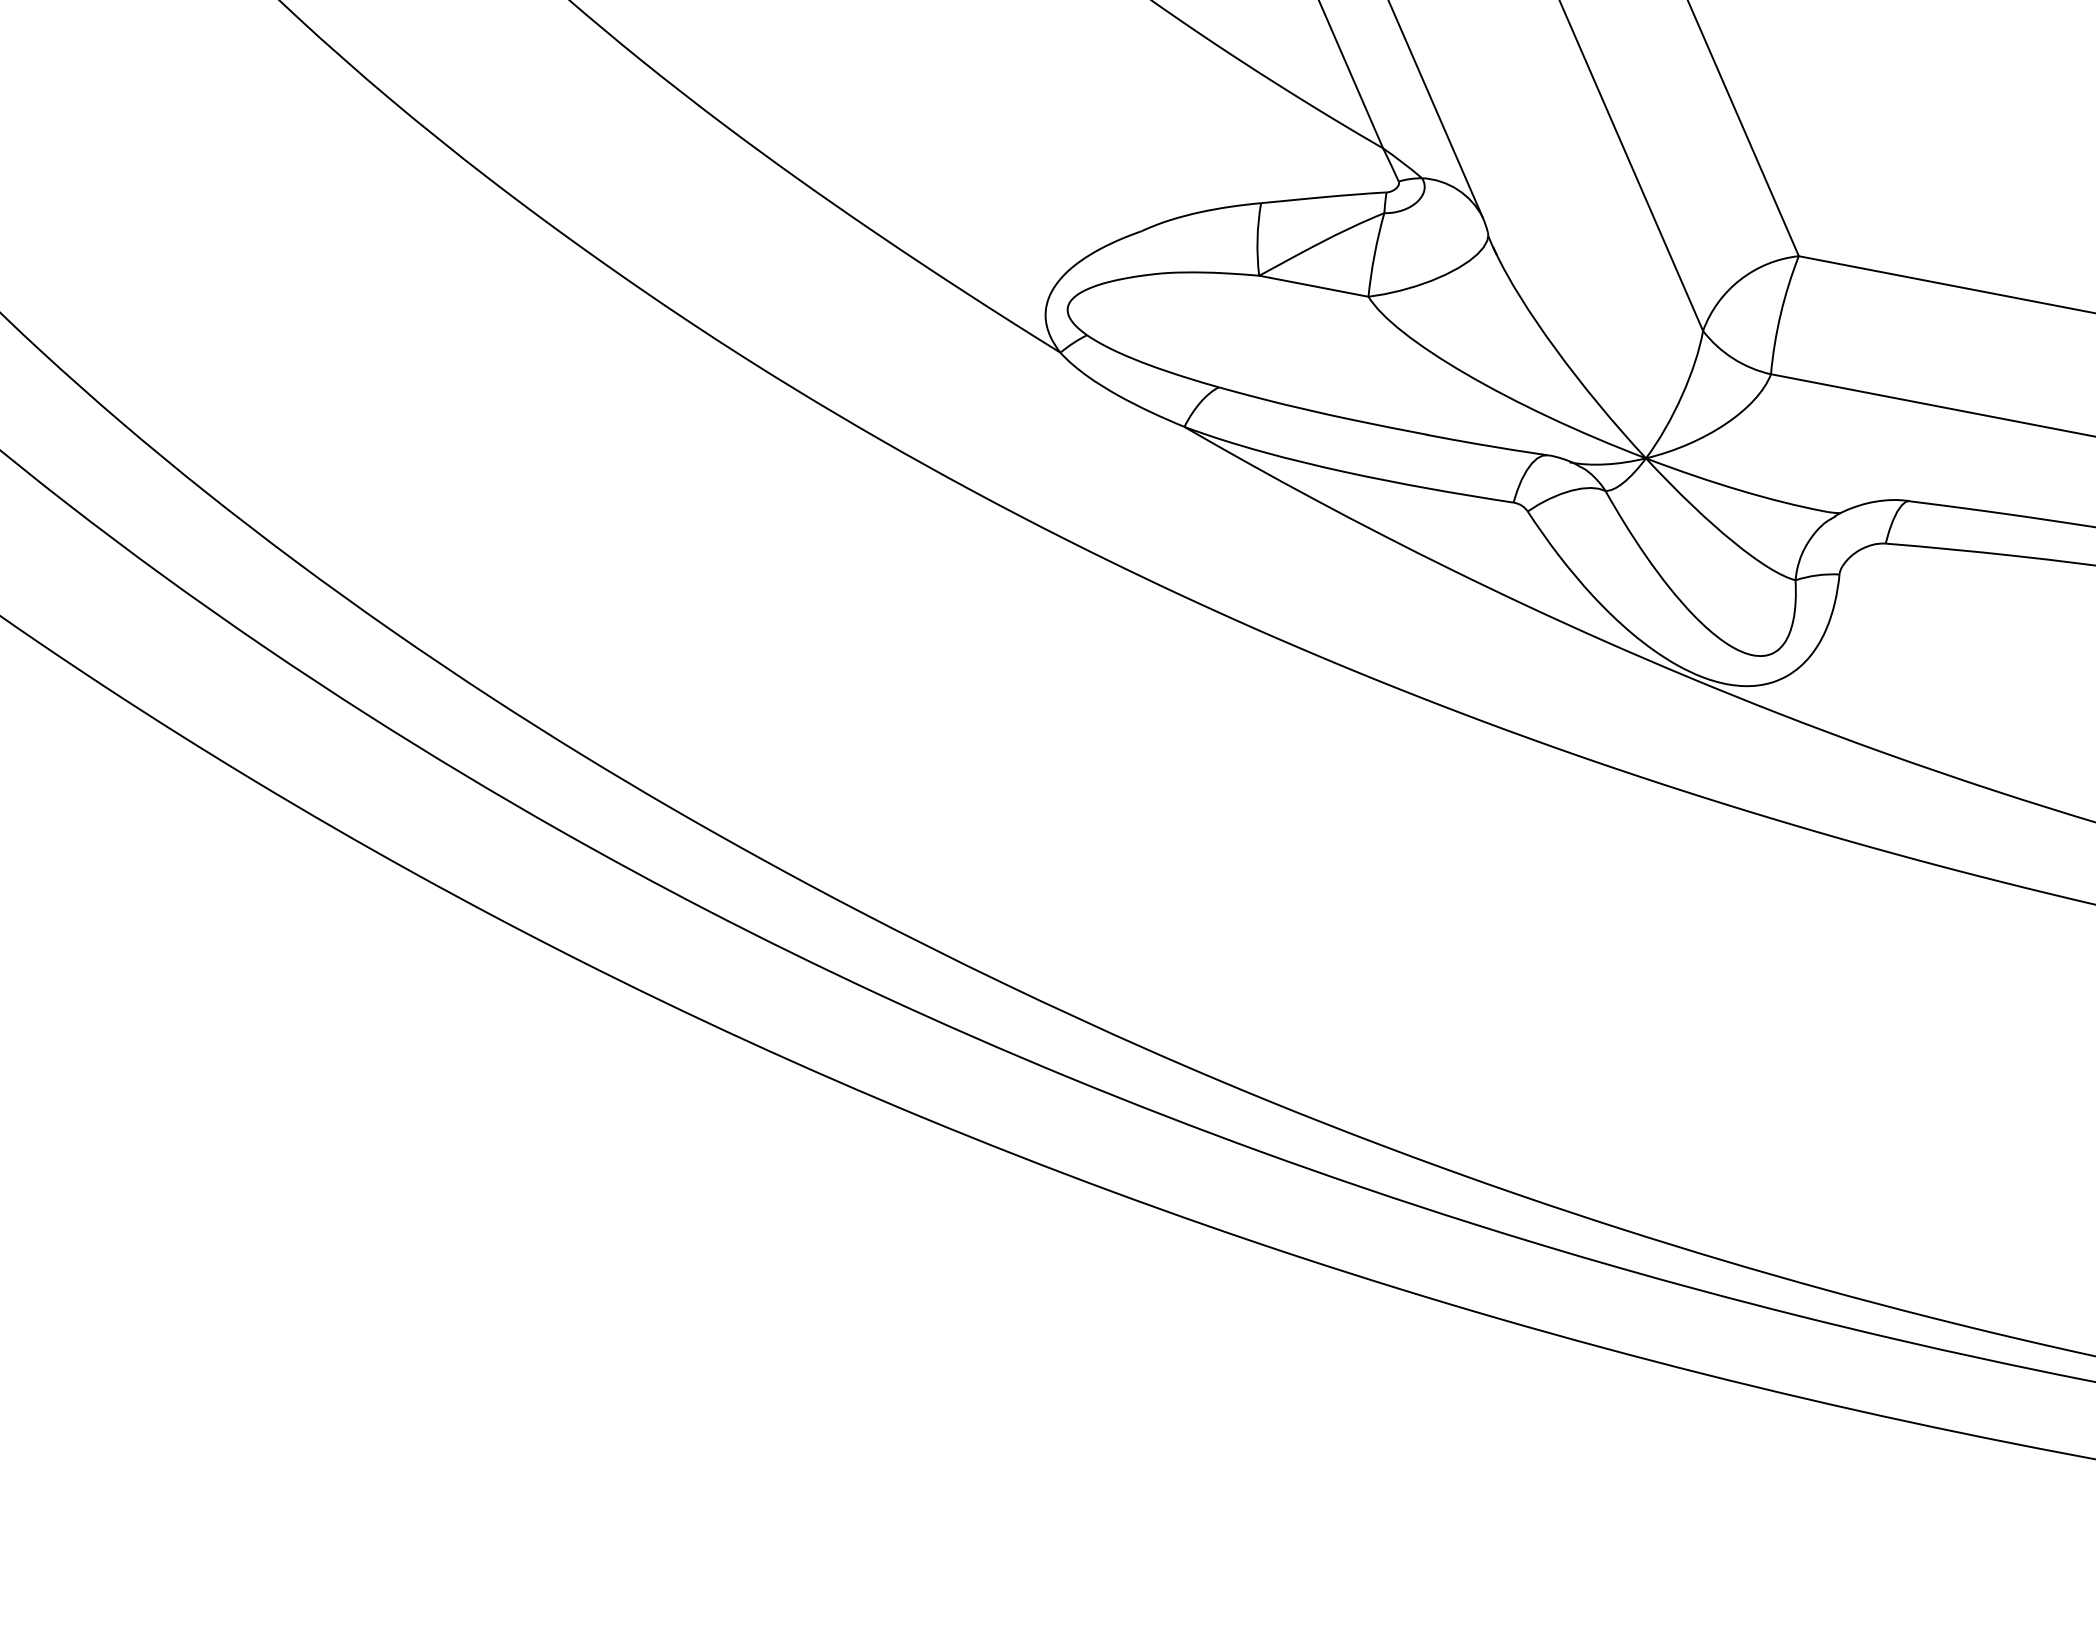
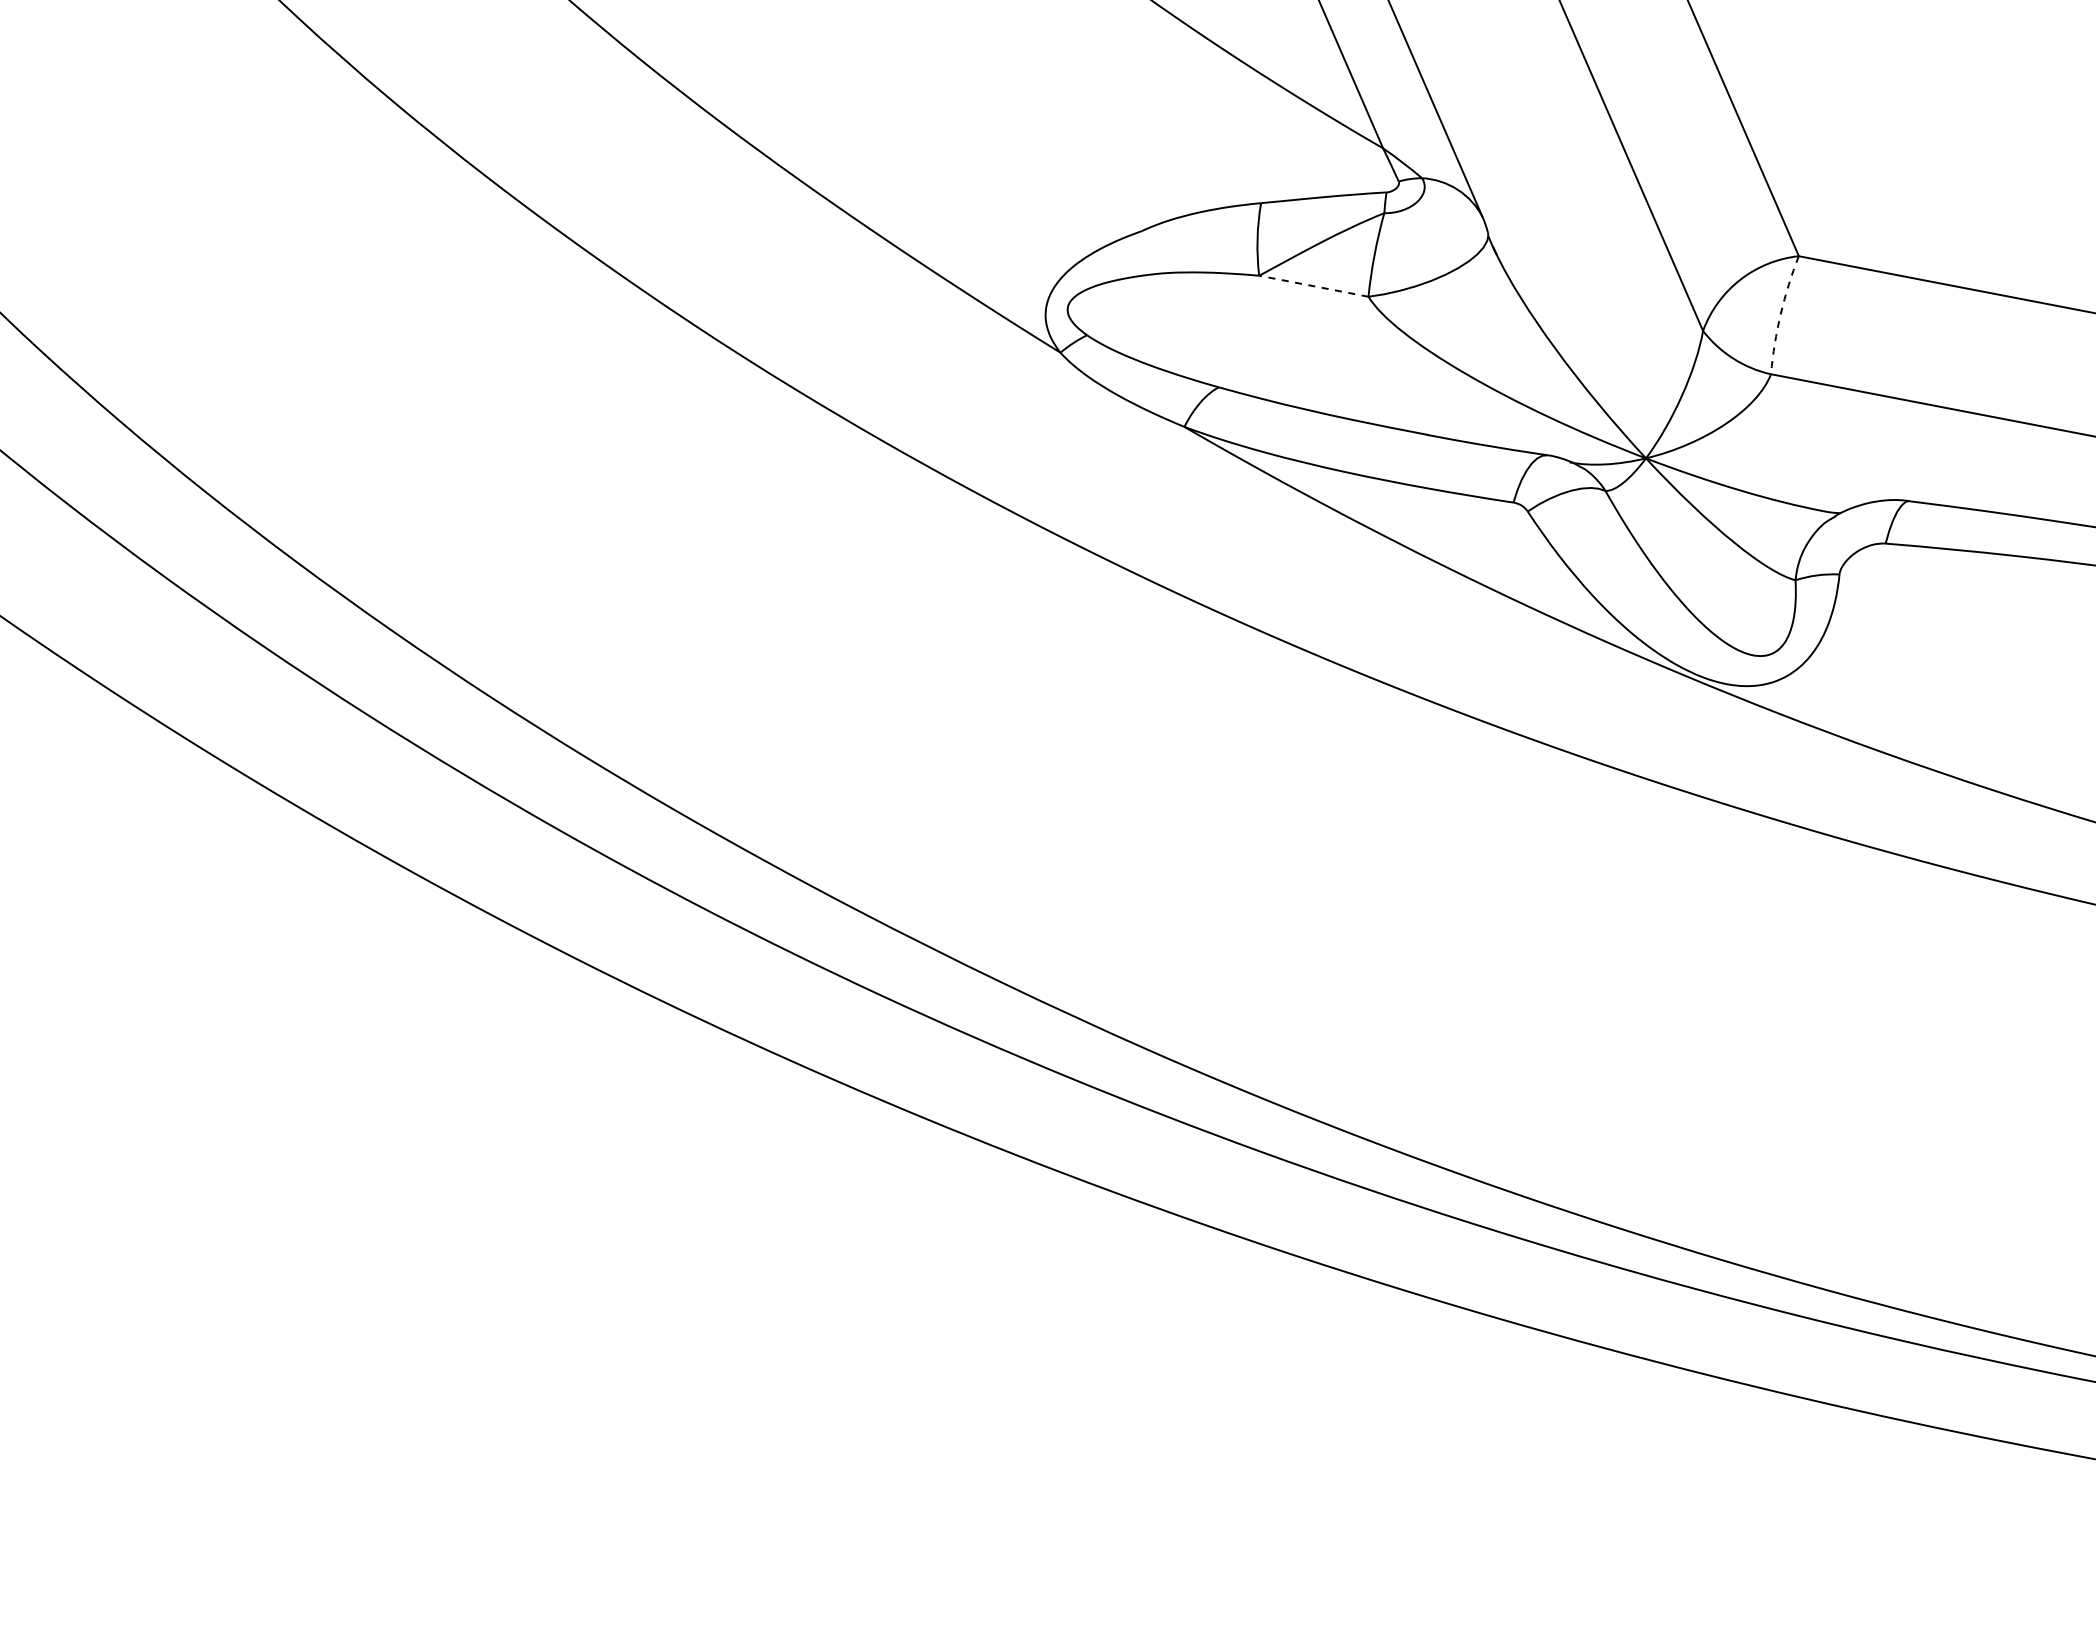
line: solid -> dashed (1313, 286)
arc: solid -> dashed (1780, 314)
